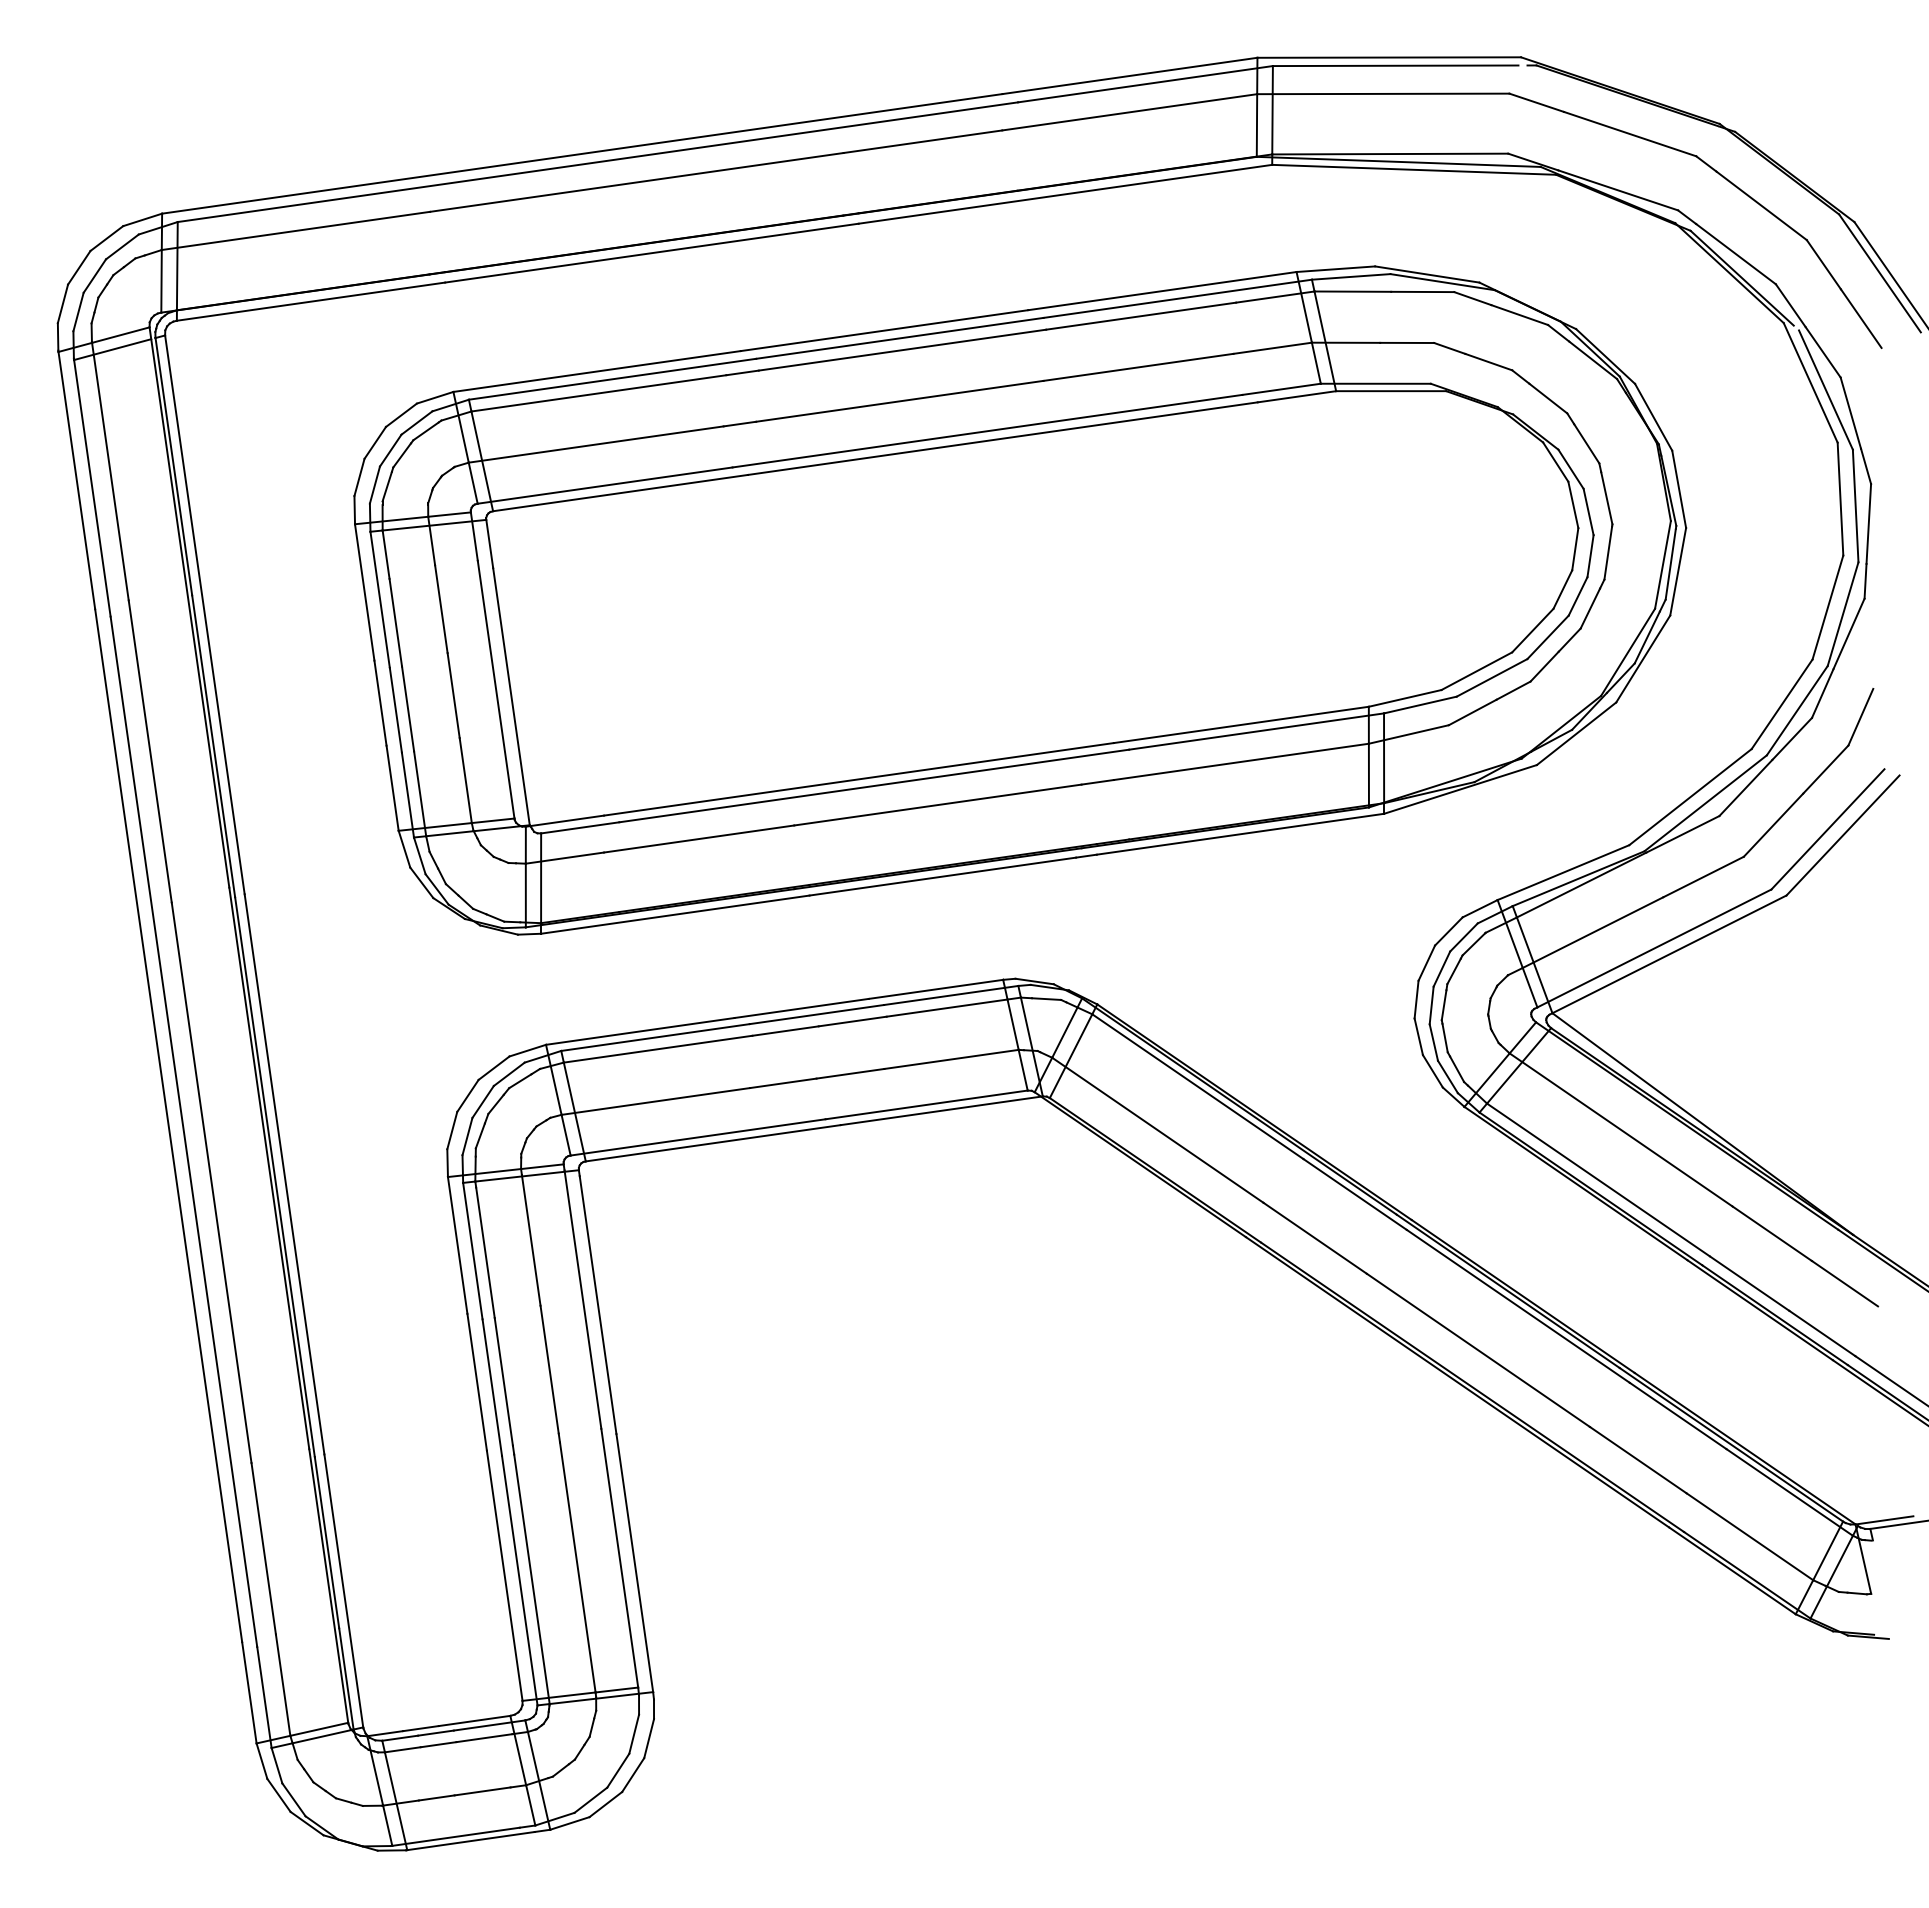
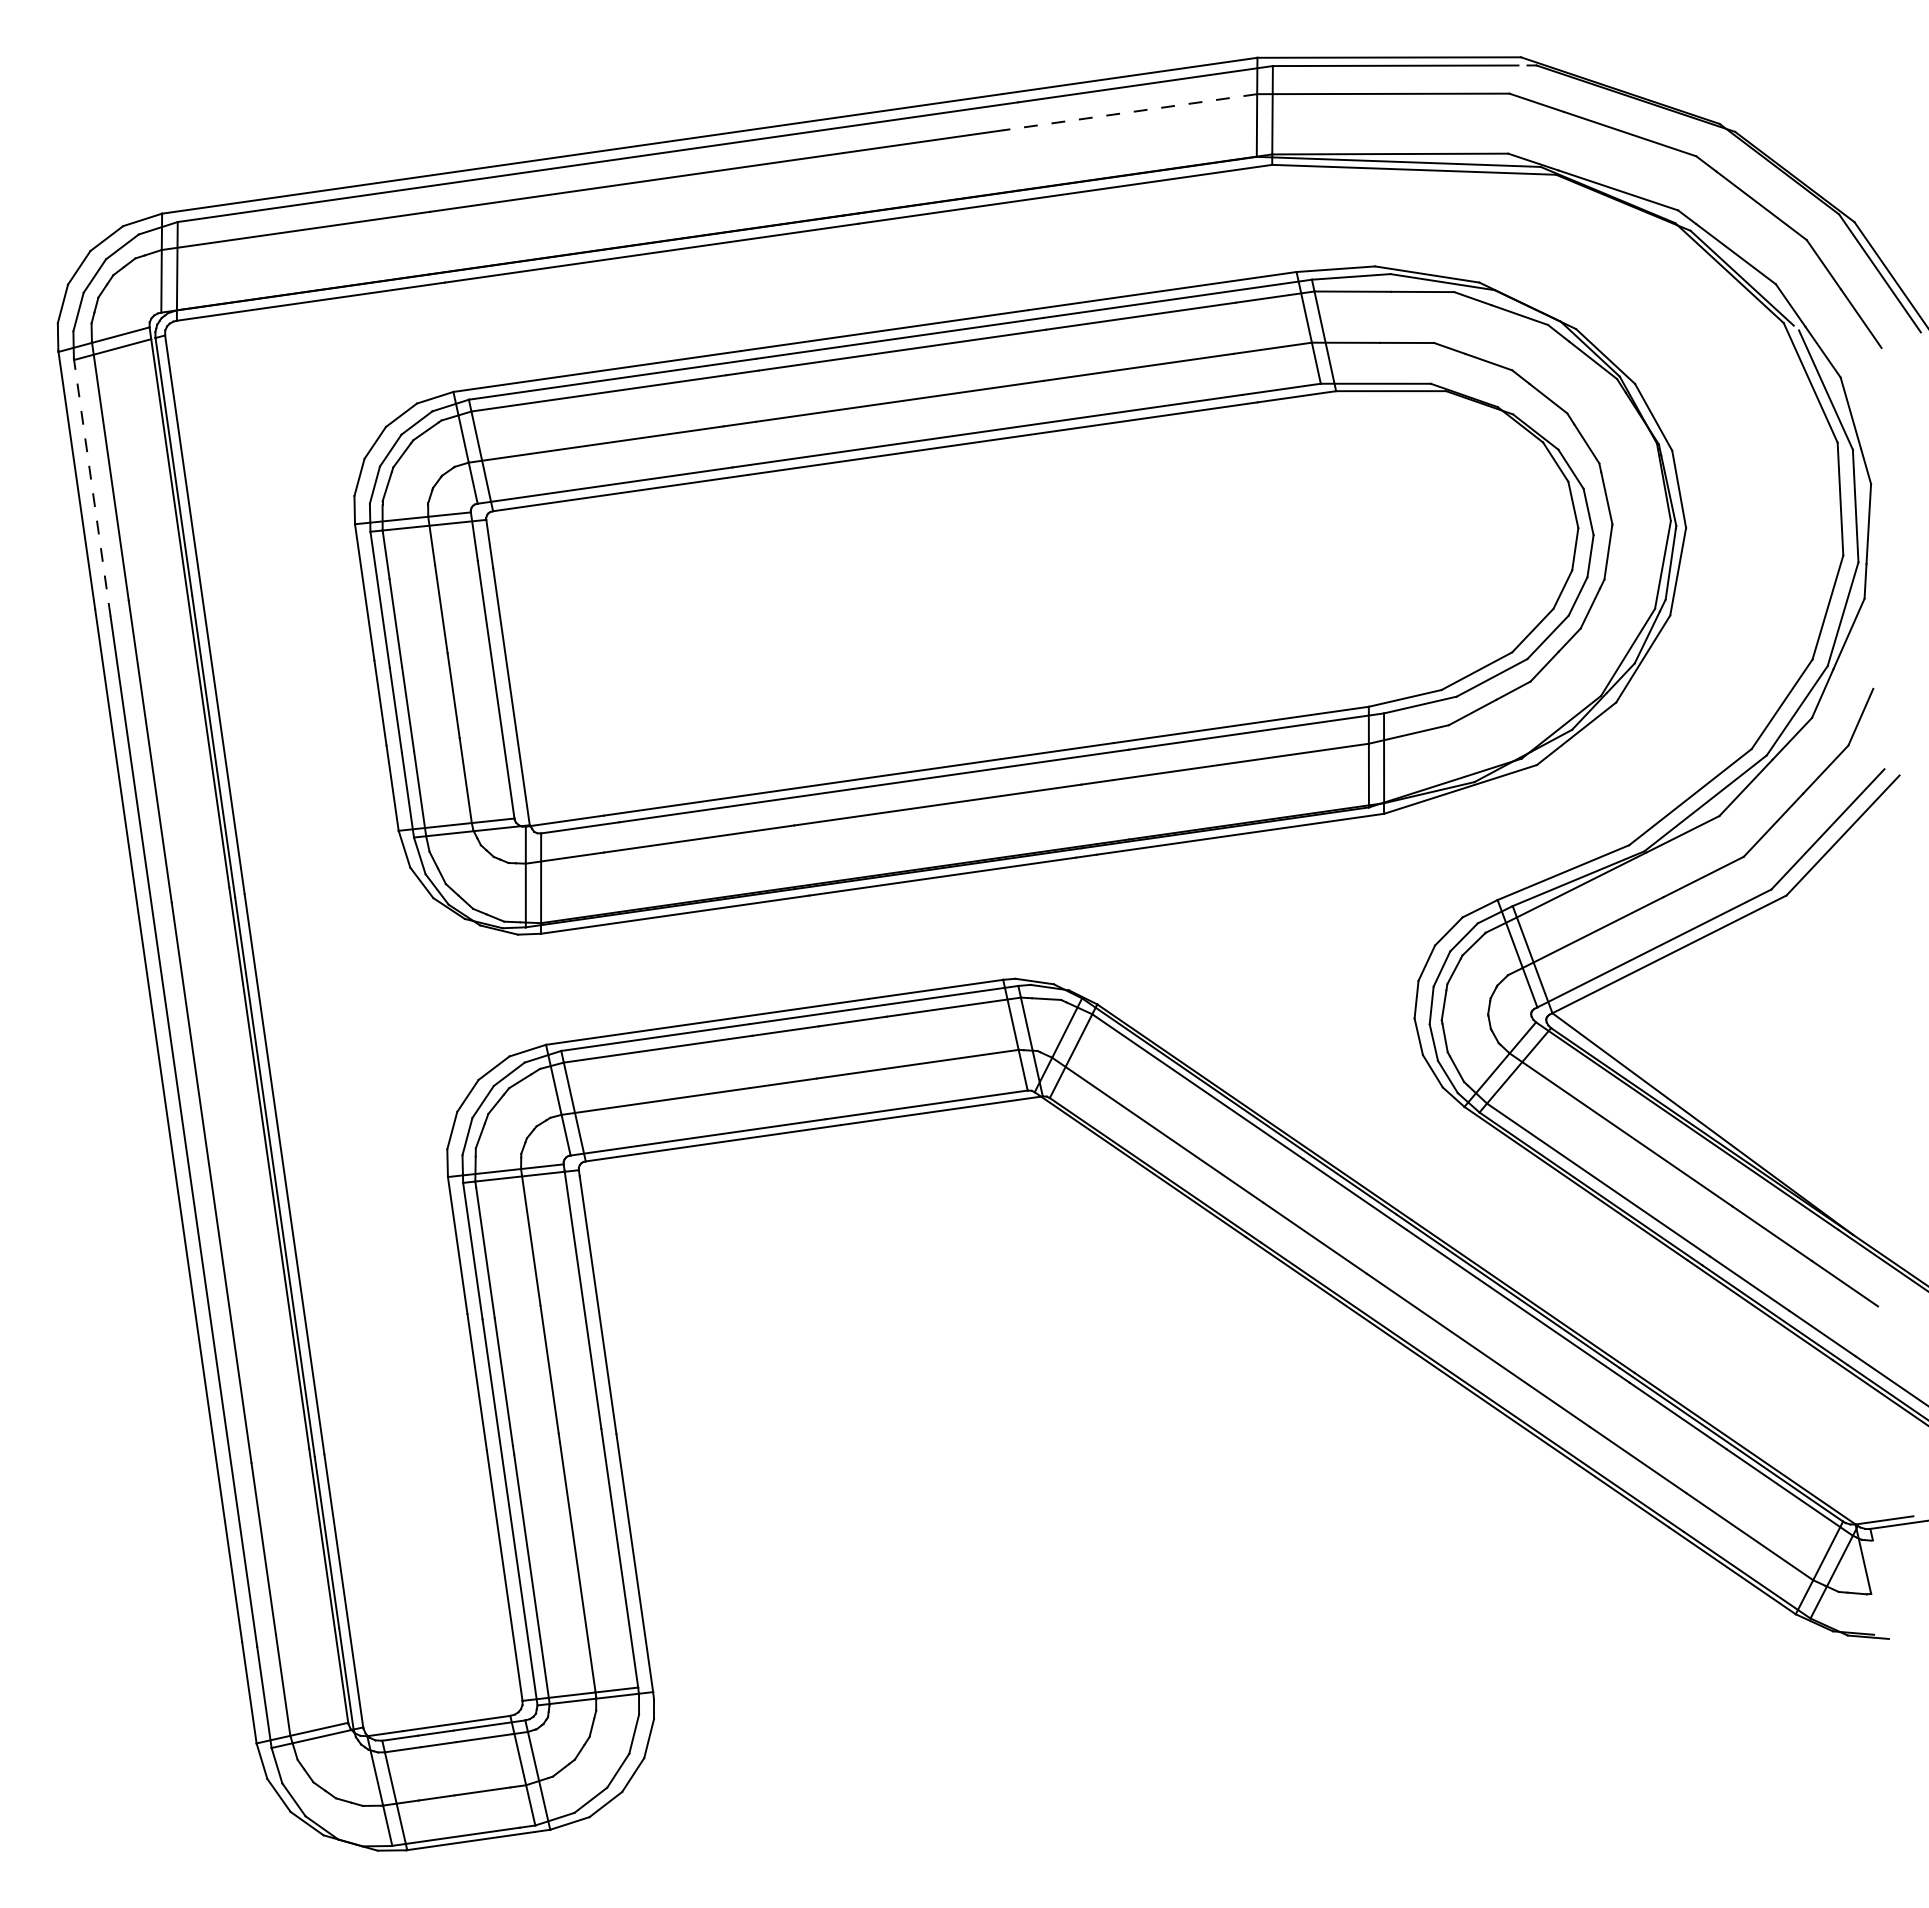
line: solid -> dashed (1129, 112)
line: solid -> dashed (92, 488)
